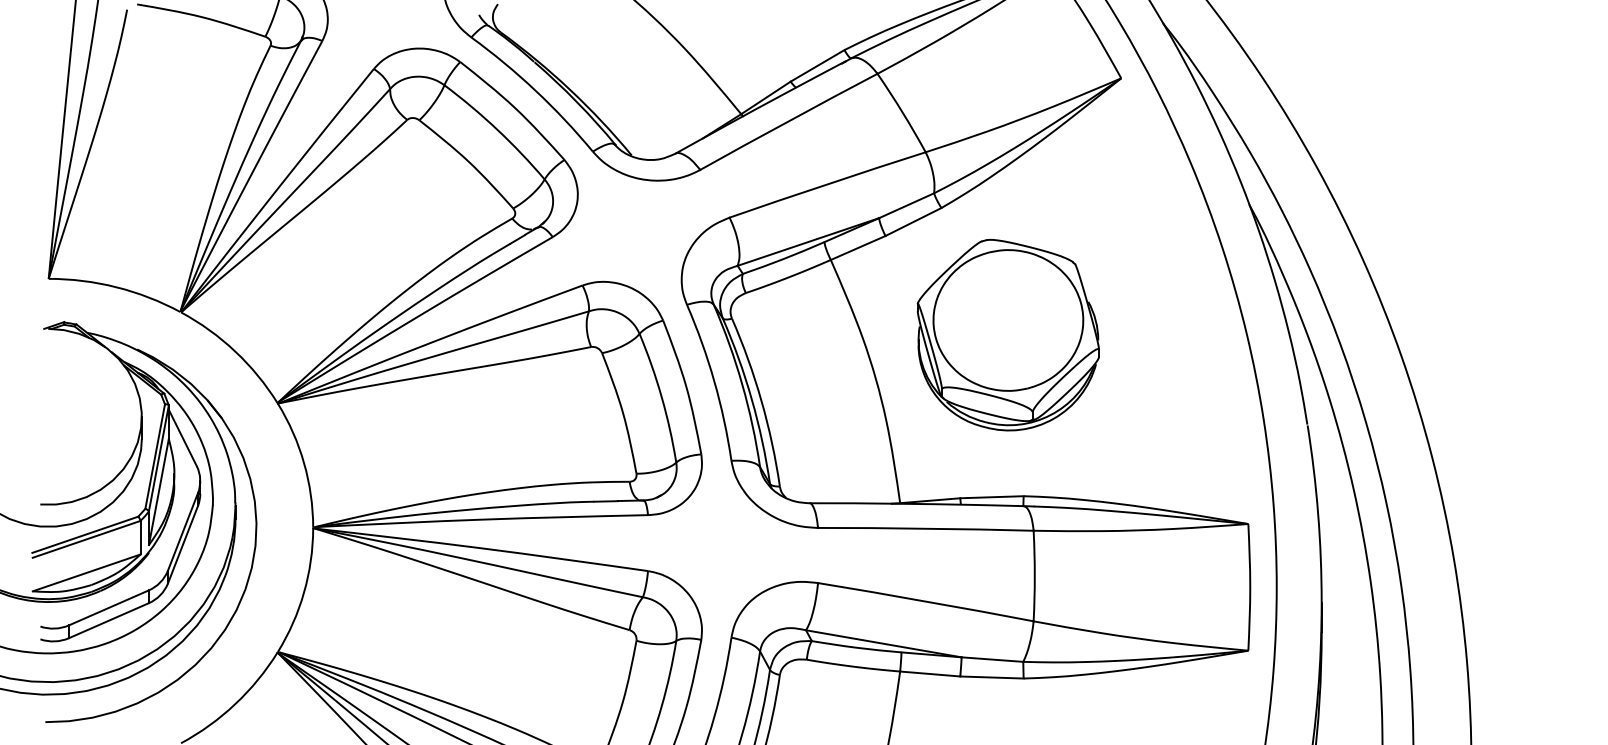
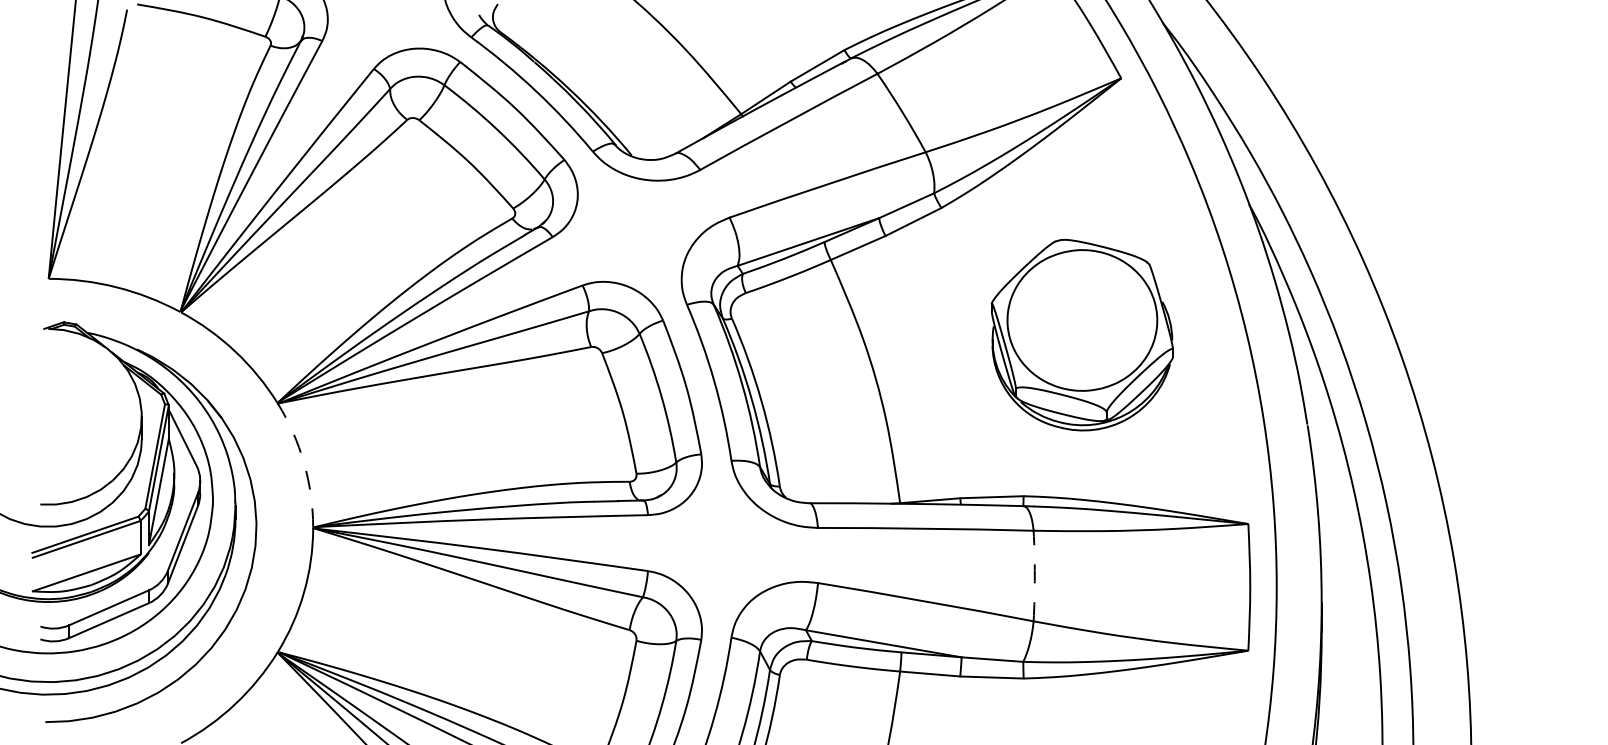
part position: (1007, 335) -> (1081, 335) (1081, 335)
arc: solid -> dashed (304, 463)
arc: solid -> dashed (1034, 576)
